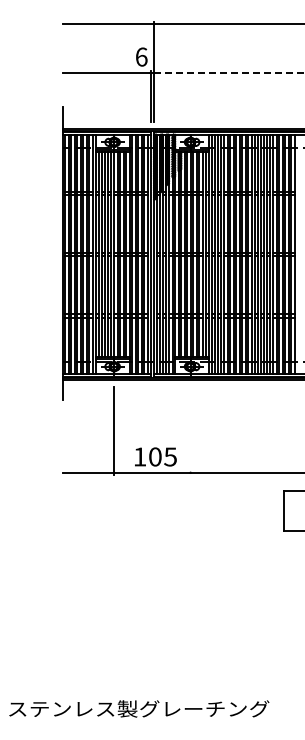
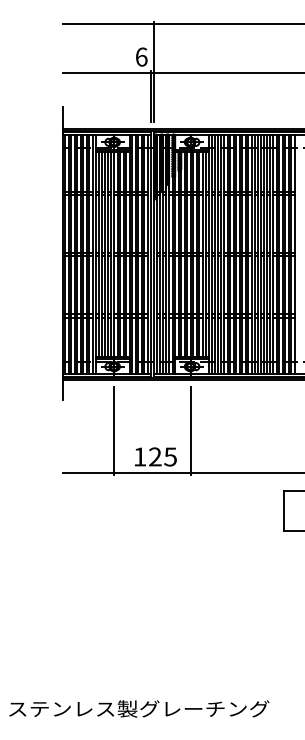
line: dashed -> solid (229, 72)
line: none -> present (190, 430)
text: 105 -> 125 (155, 456)
